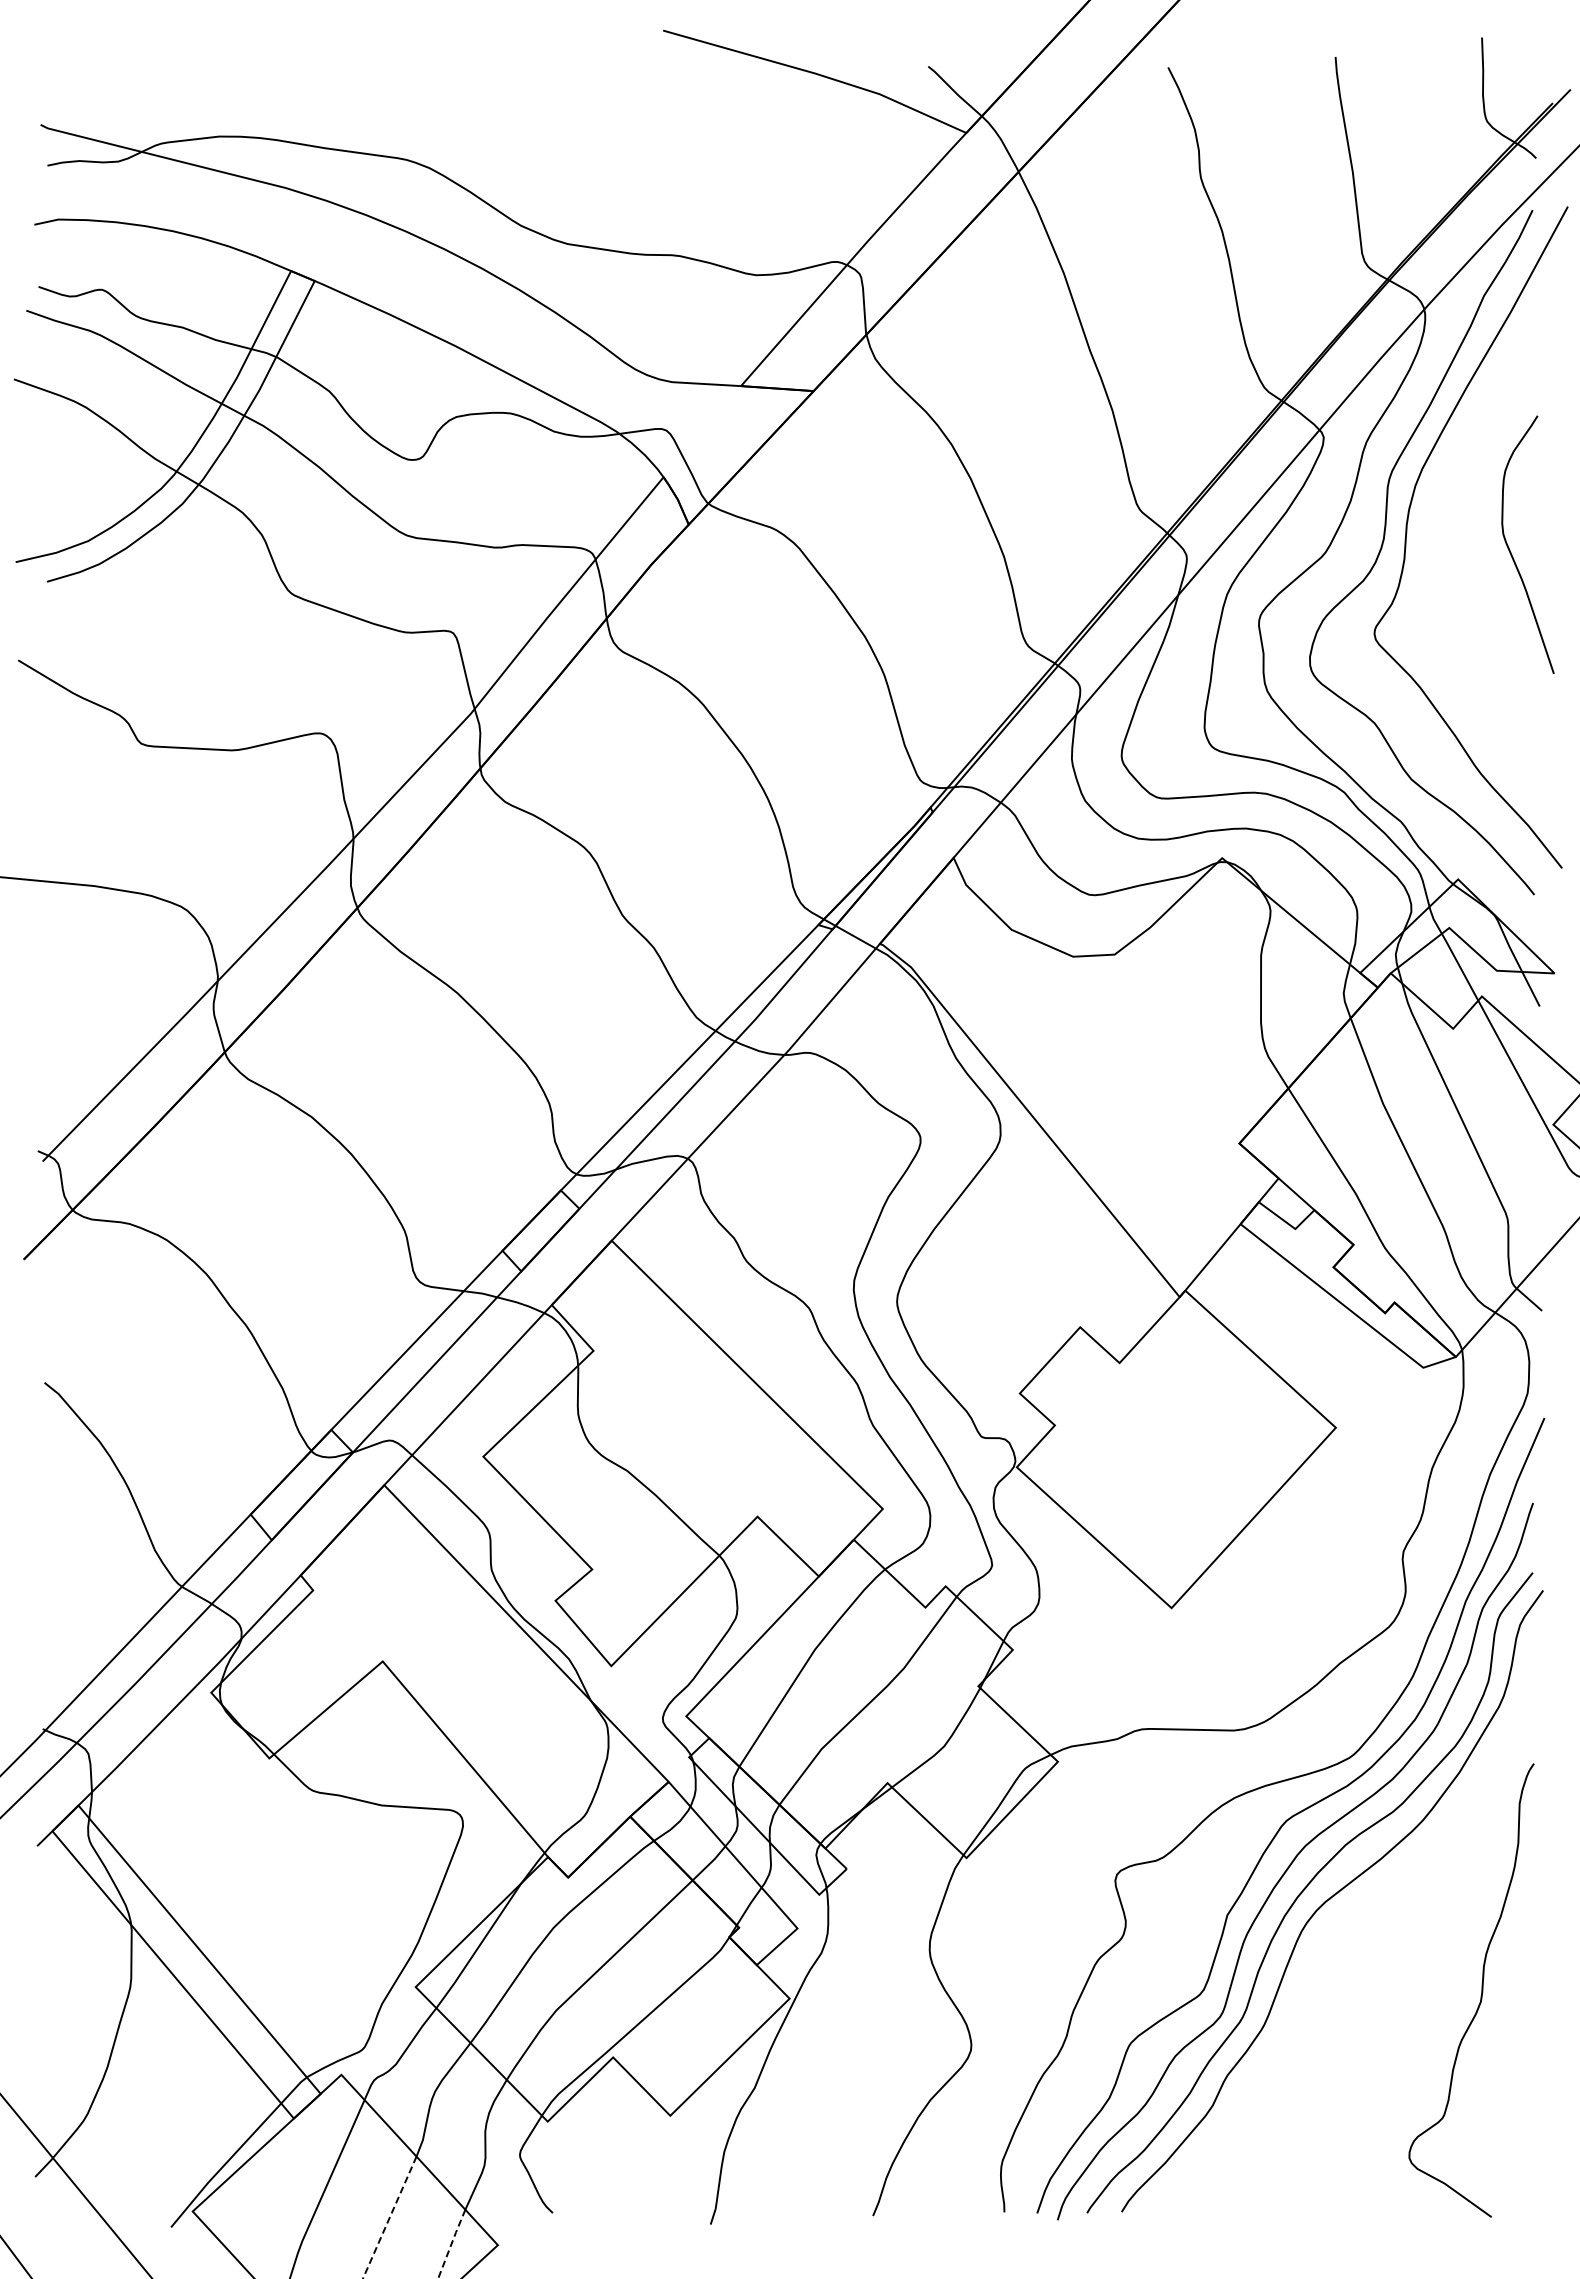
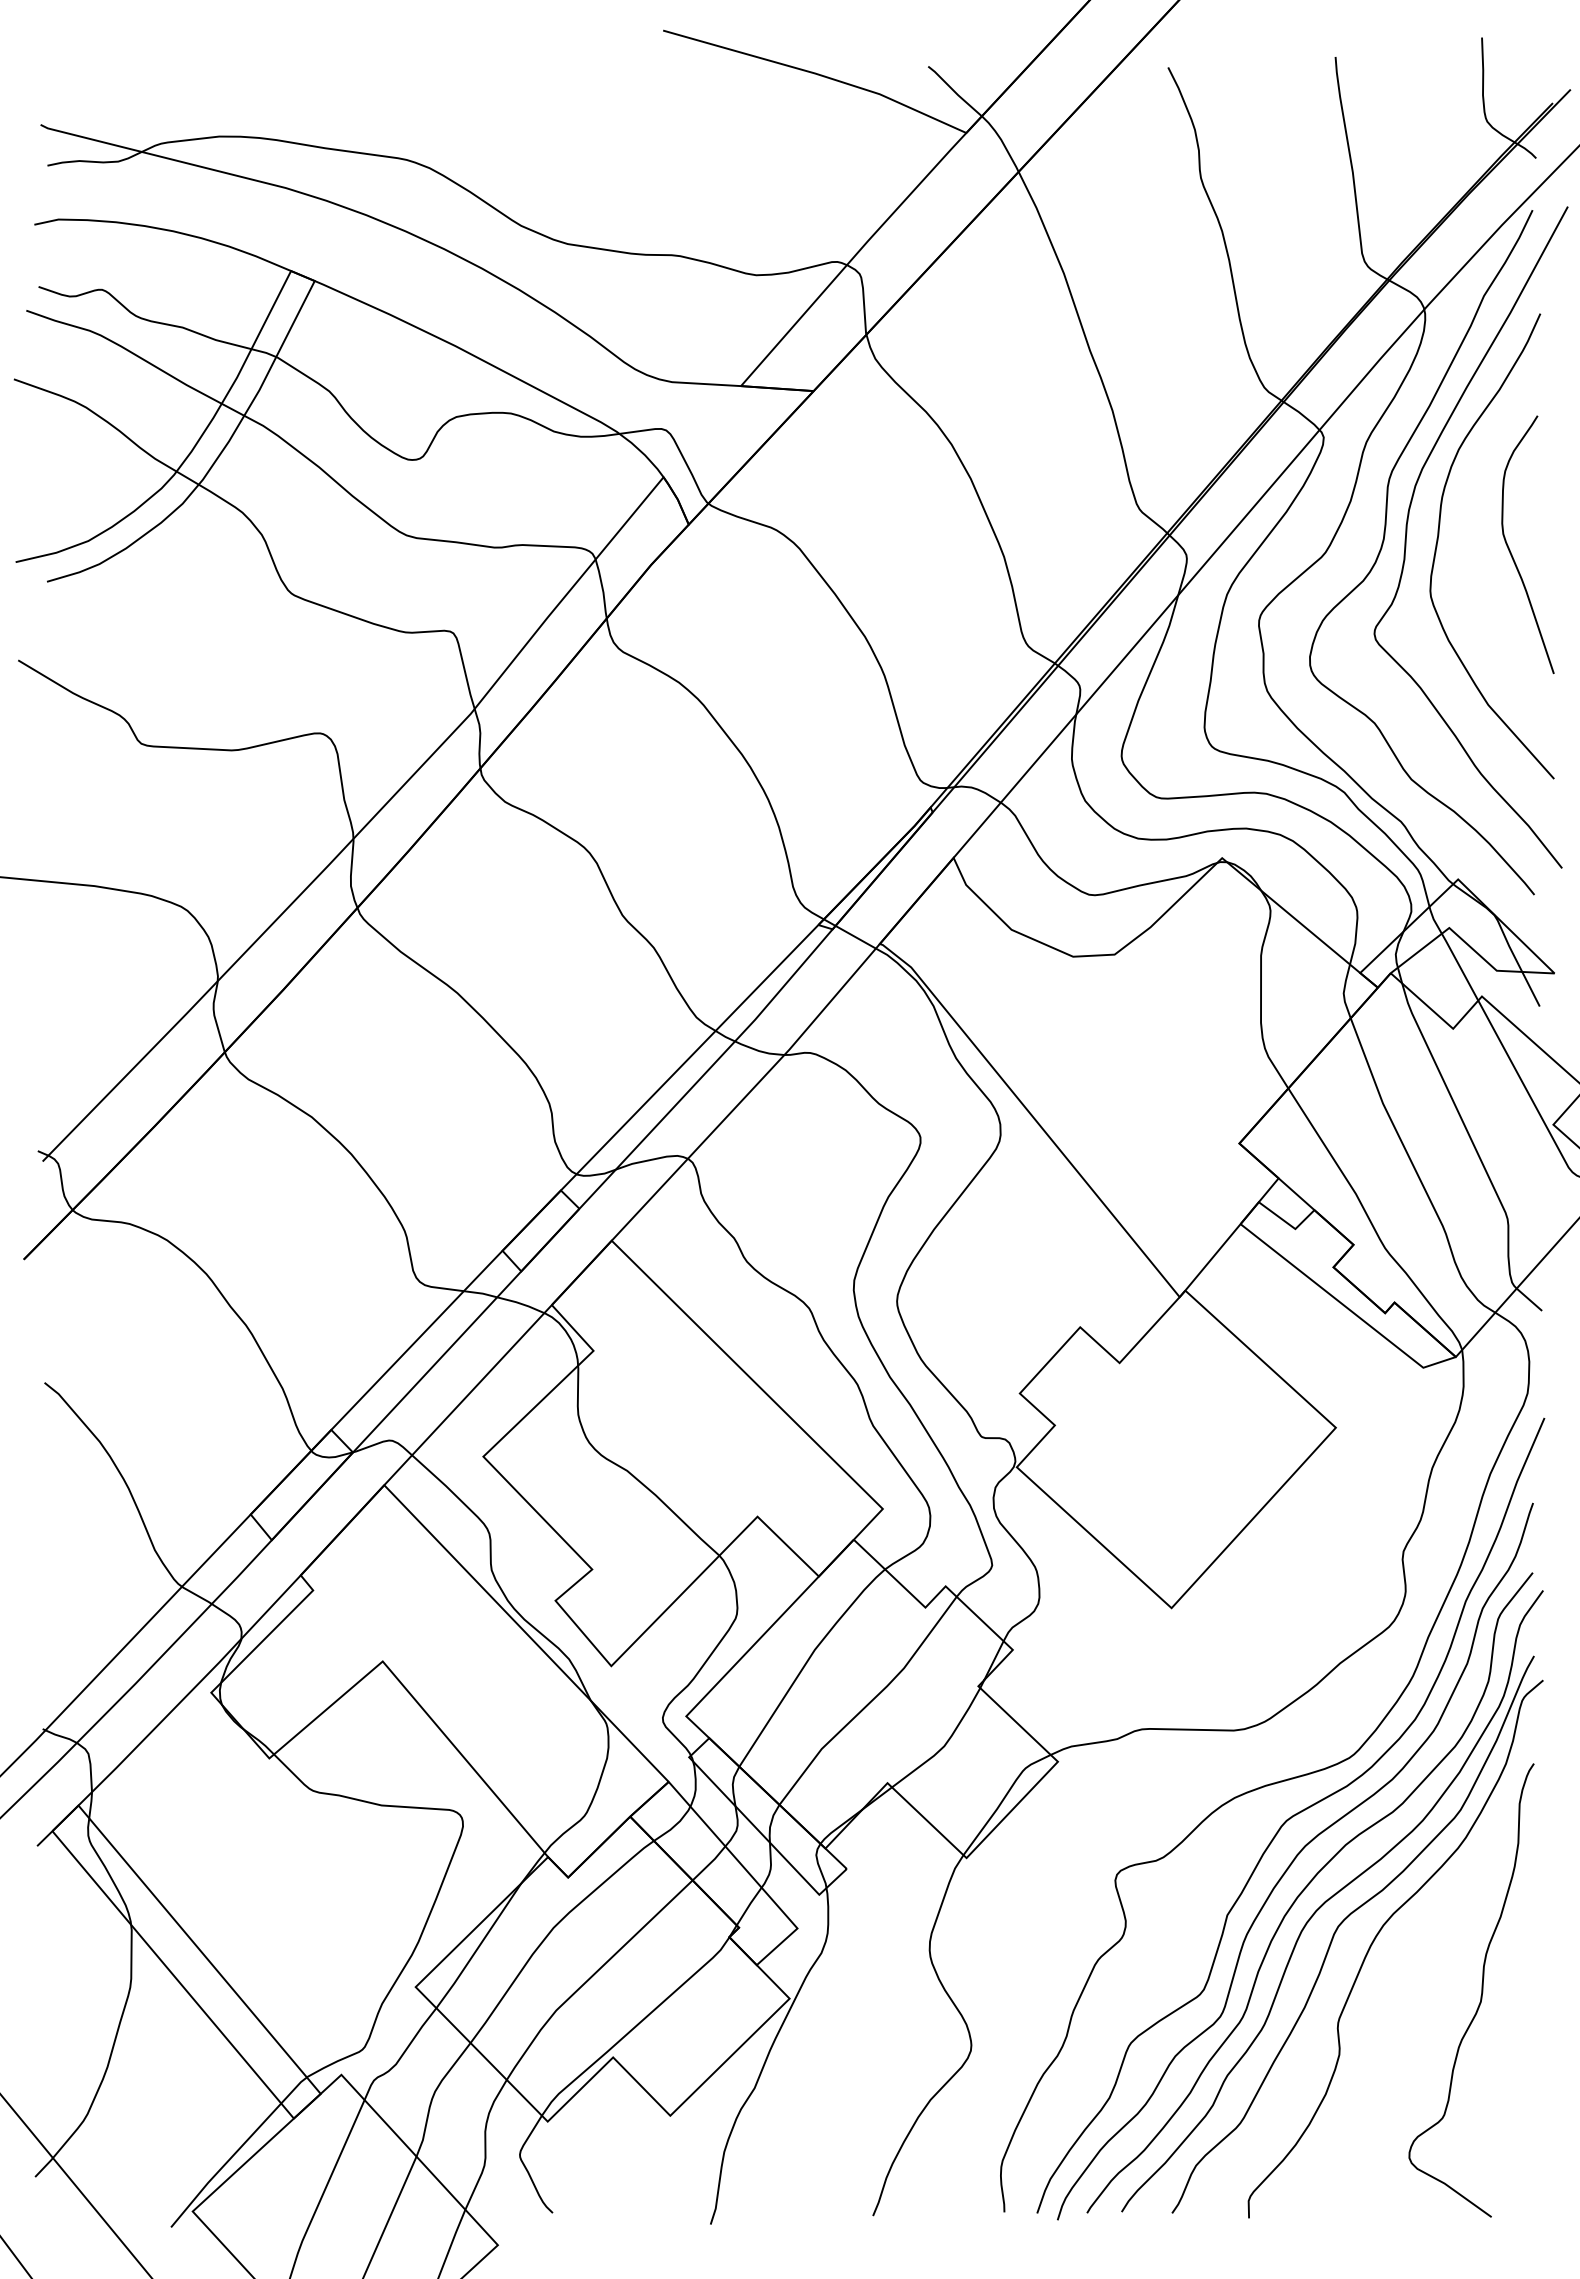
curve: none -> present (1439, 535)
part: none -> present (1369, 1945)
line: dashed -> solid (389, 2217)
line: dashed -> solid (451, 2243)
